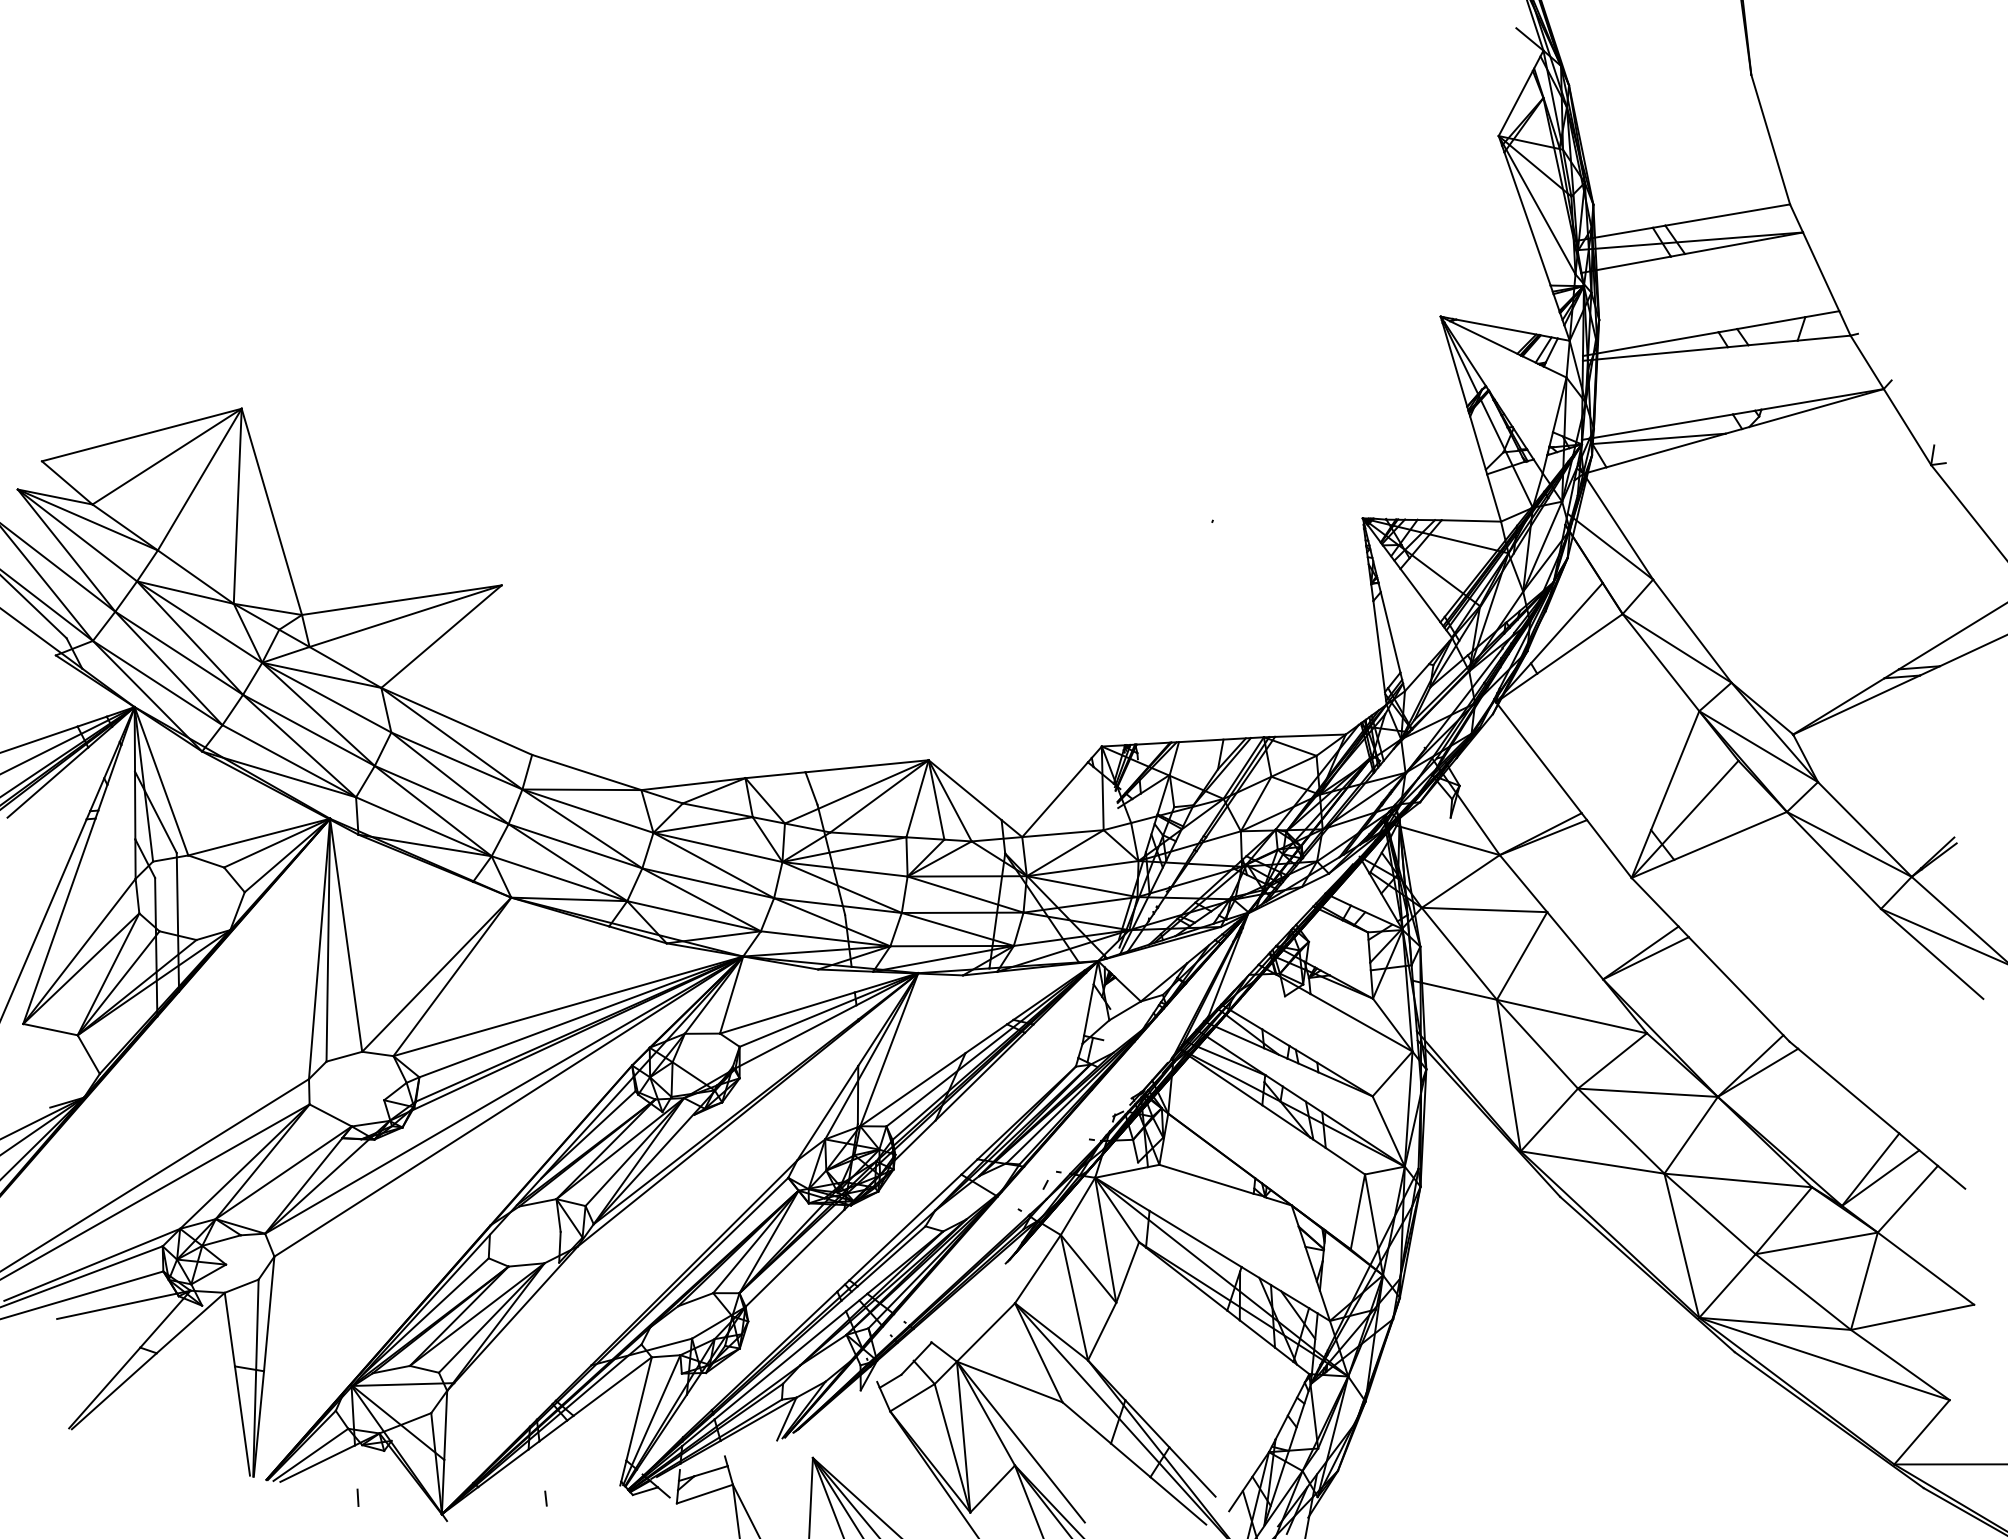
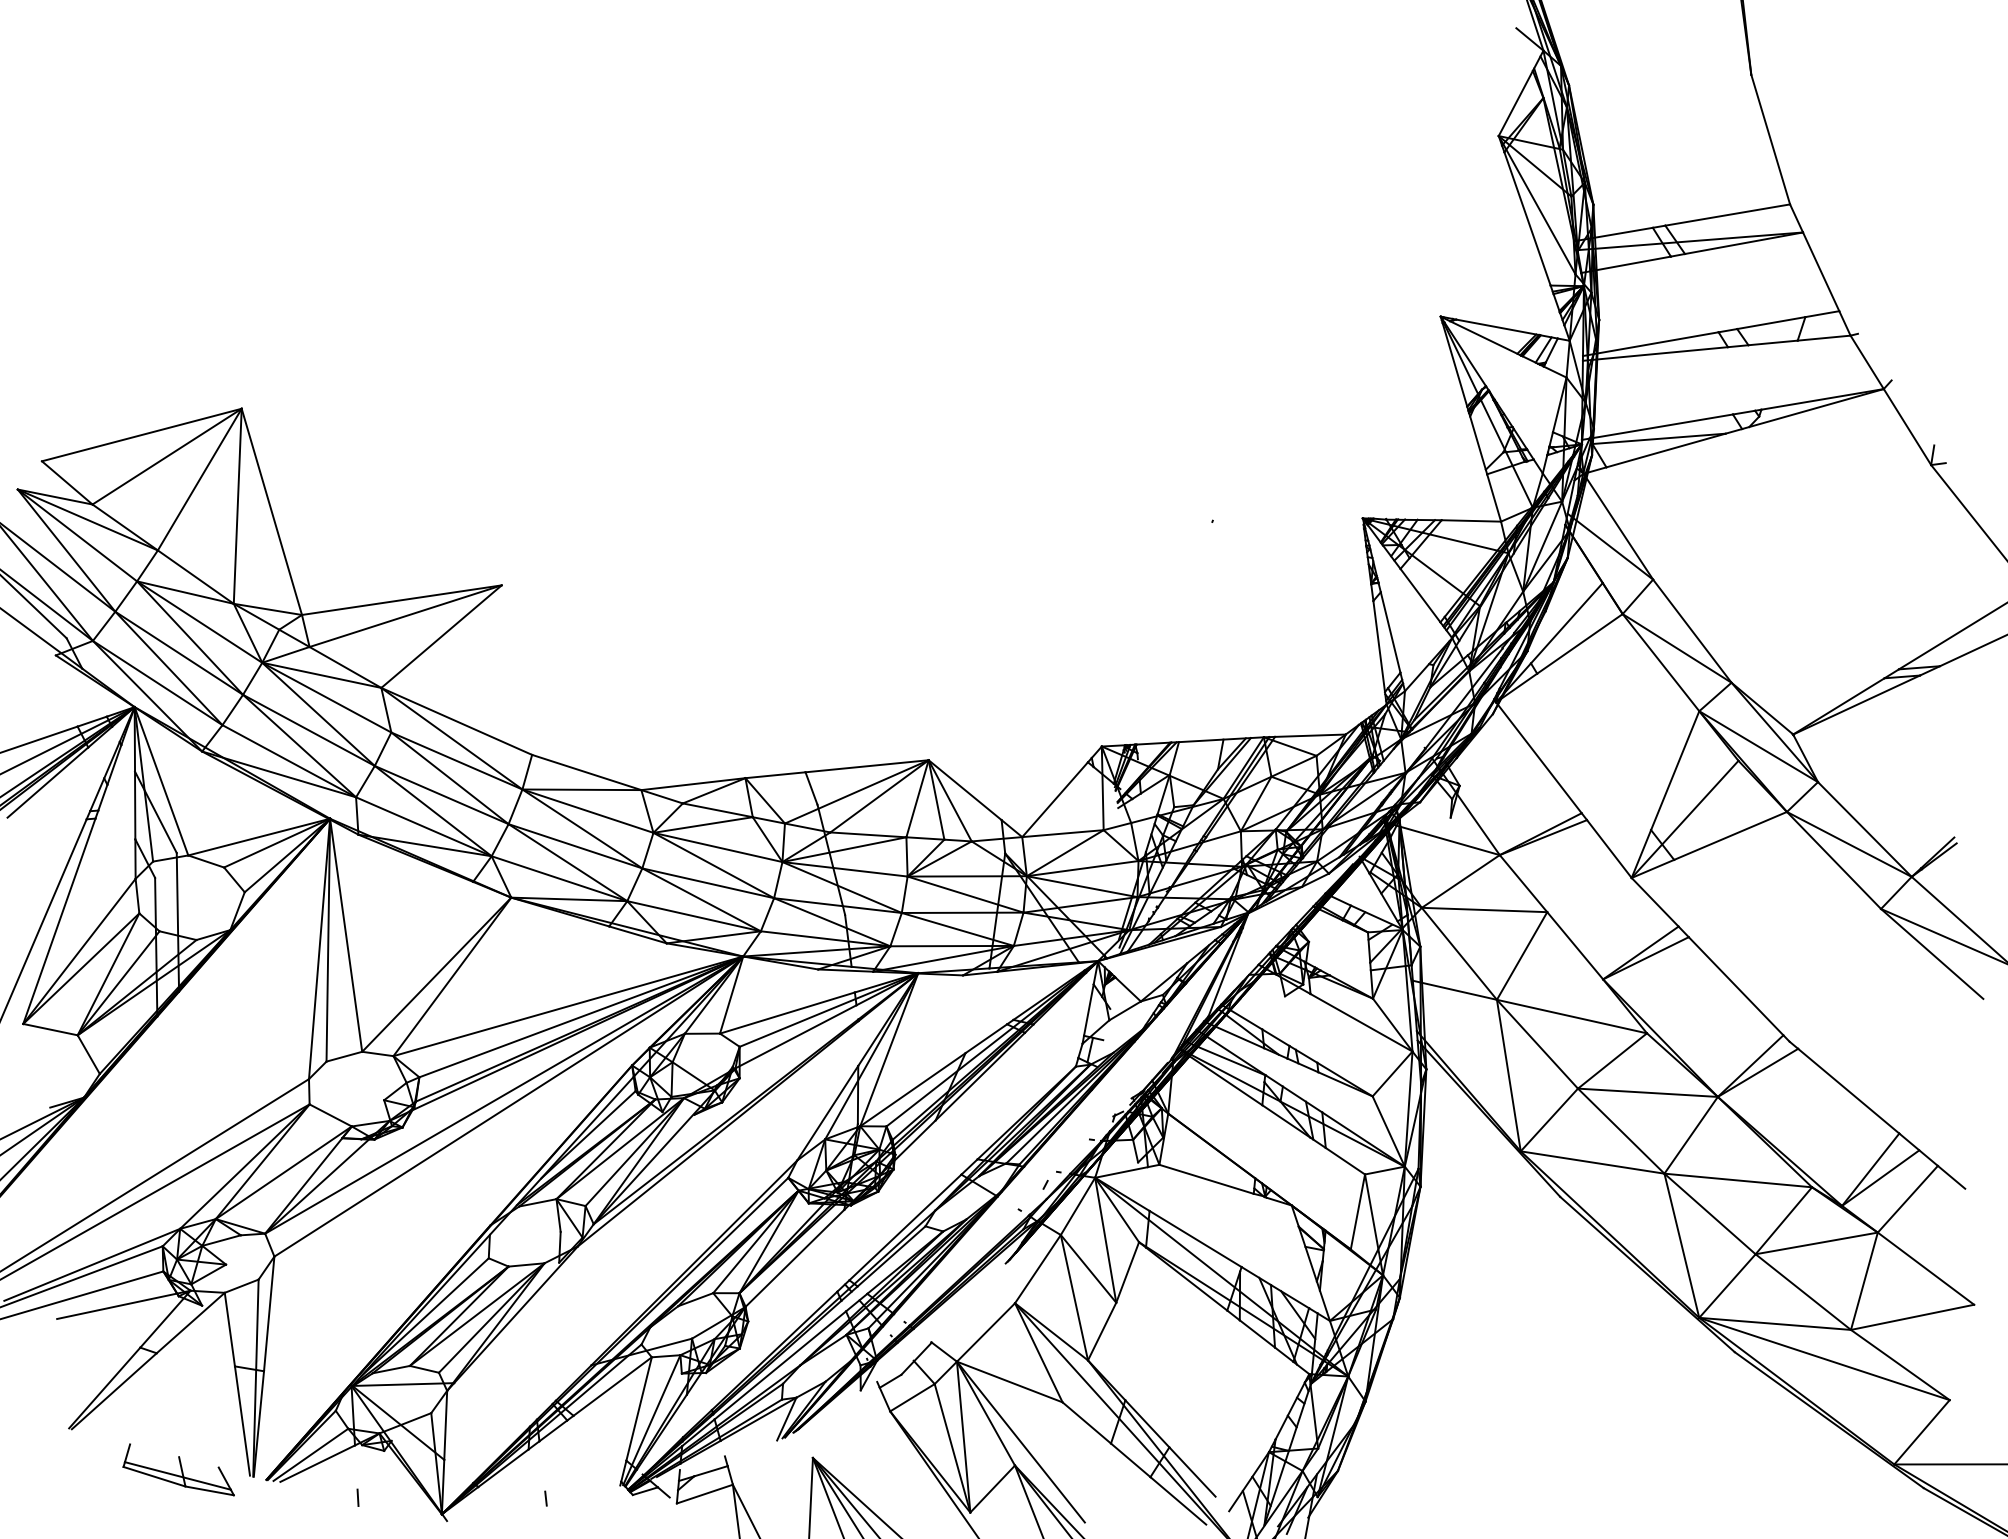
part: none -> present (178, 1469)
